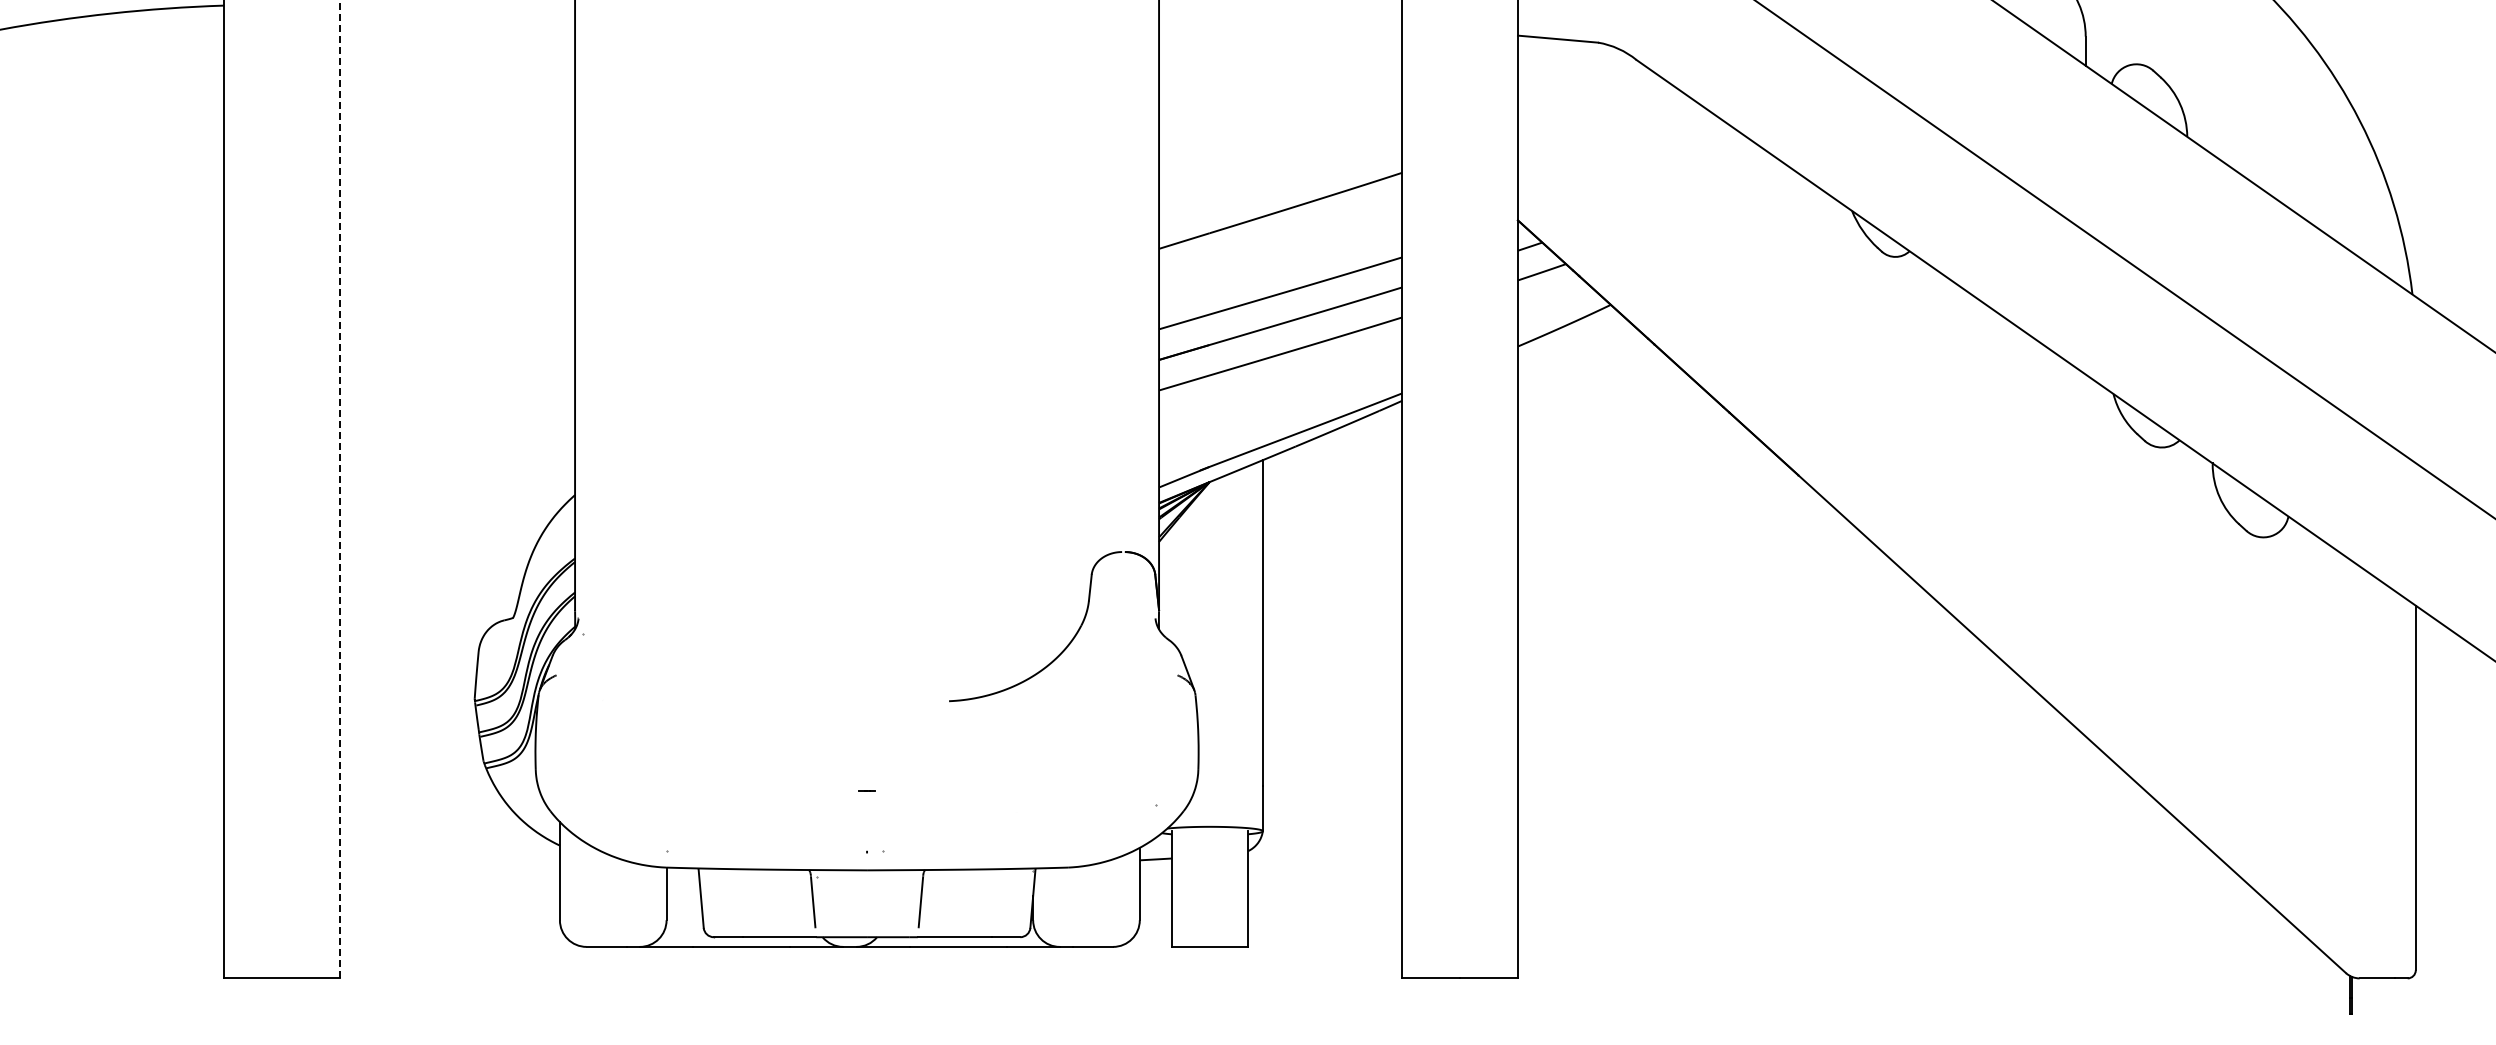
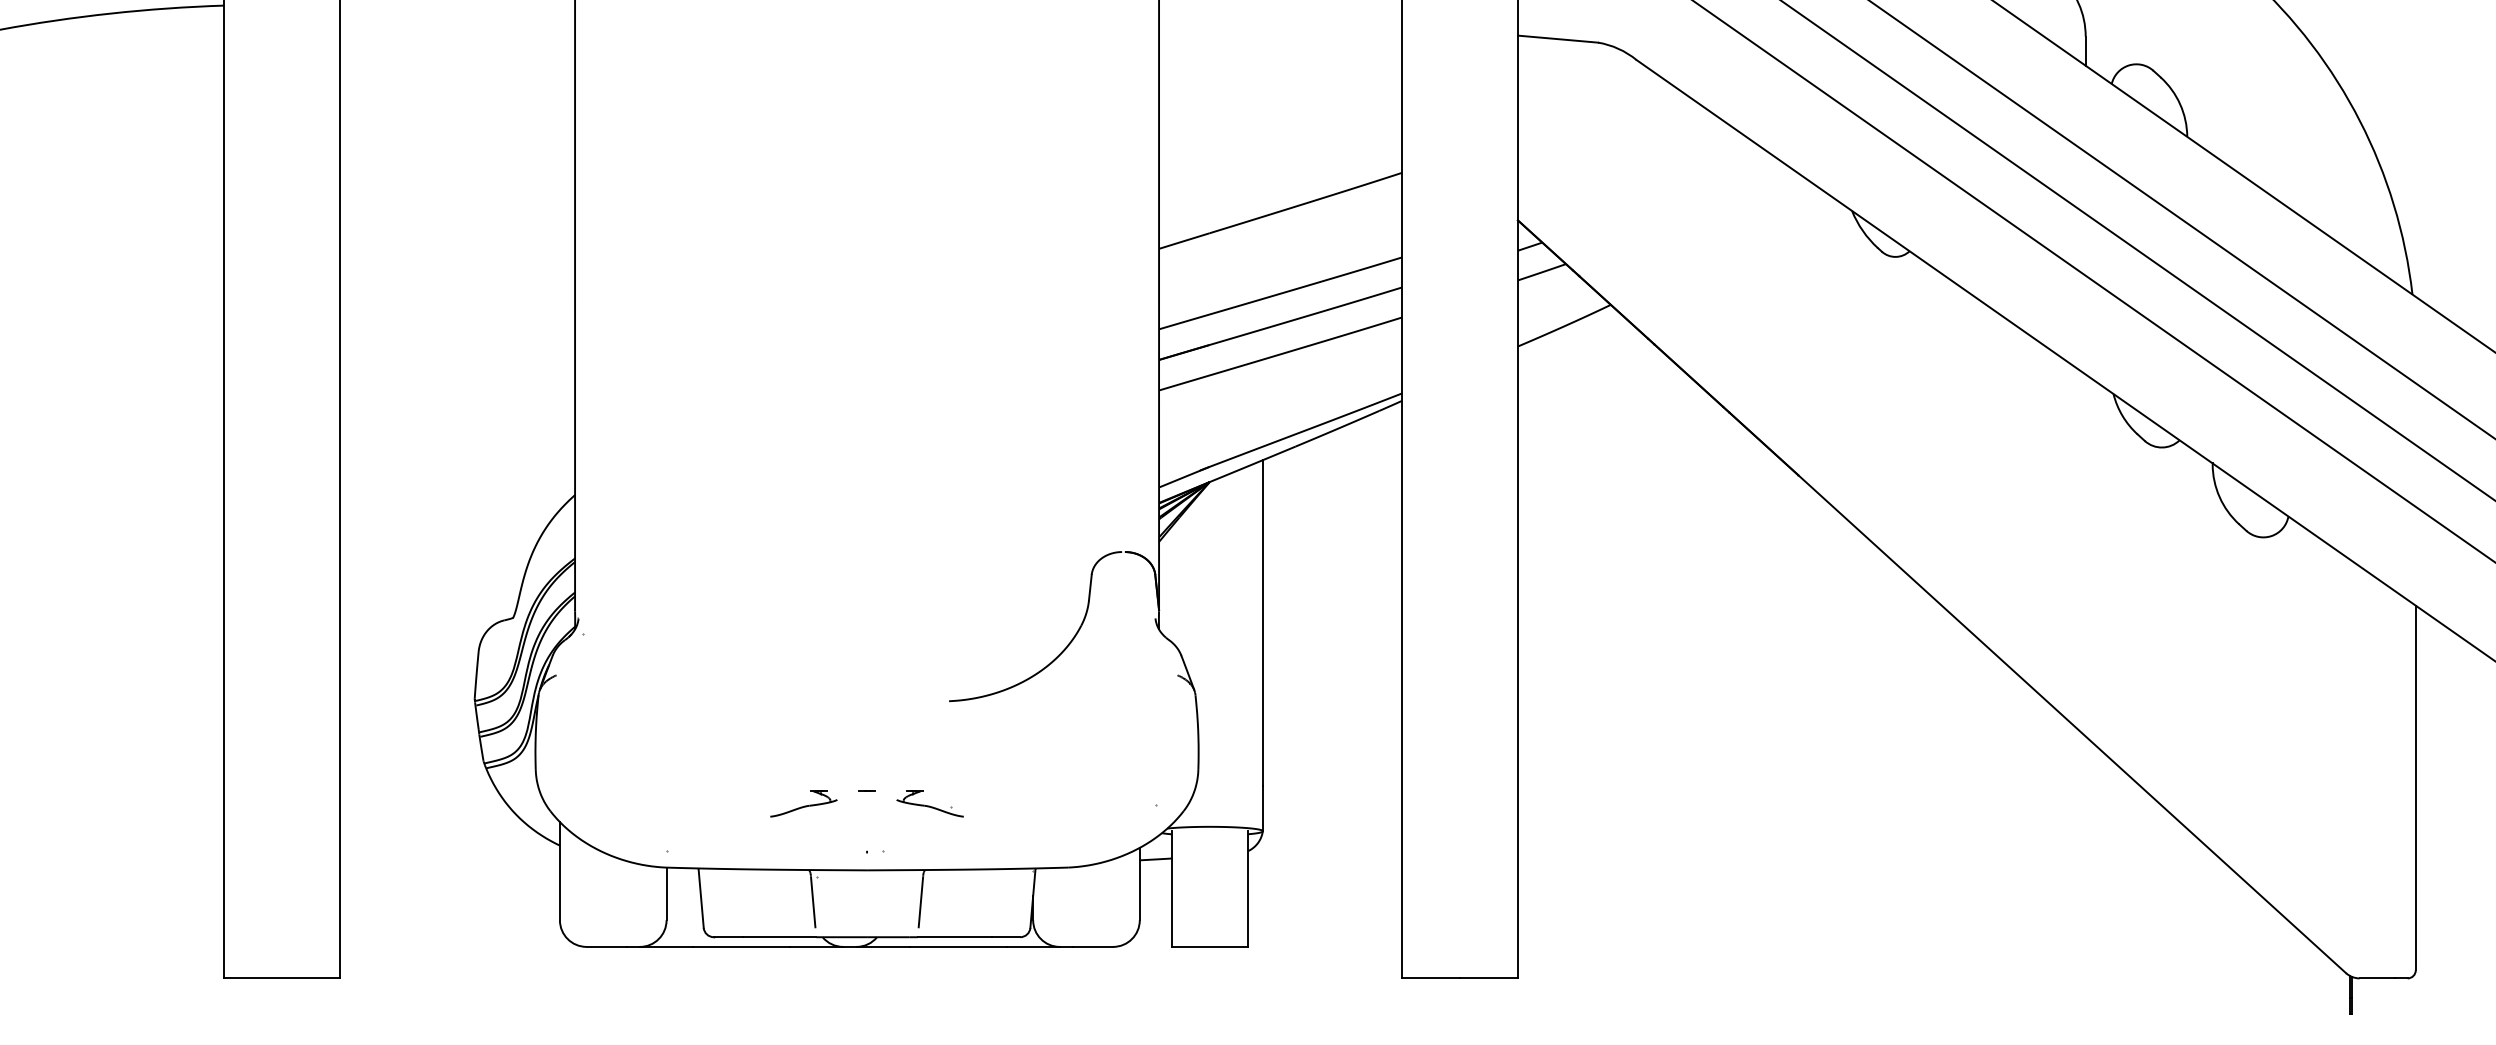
line: none -> present (2181, 219)
line: none -> present (2137, 250)
line position: (2124, 259) -> (2093, 281) (2093, 281)
line: dashed -> solid (339, 489)
part: none -> present (803, 803)
part: none -> present (929, 803)
